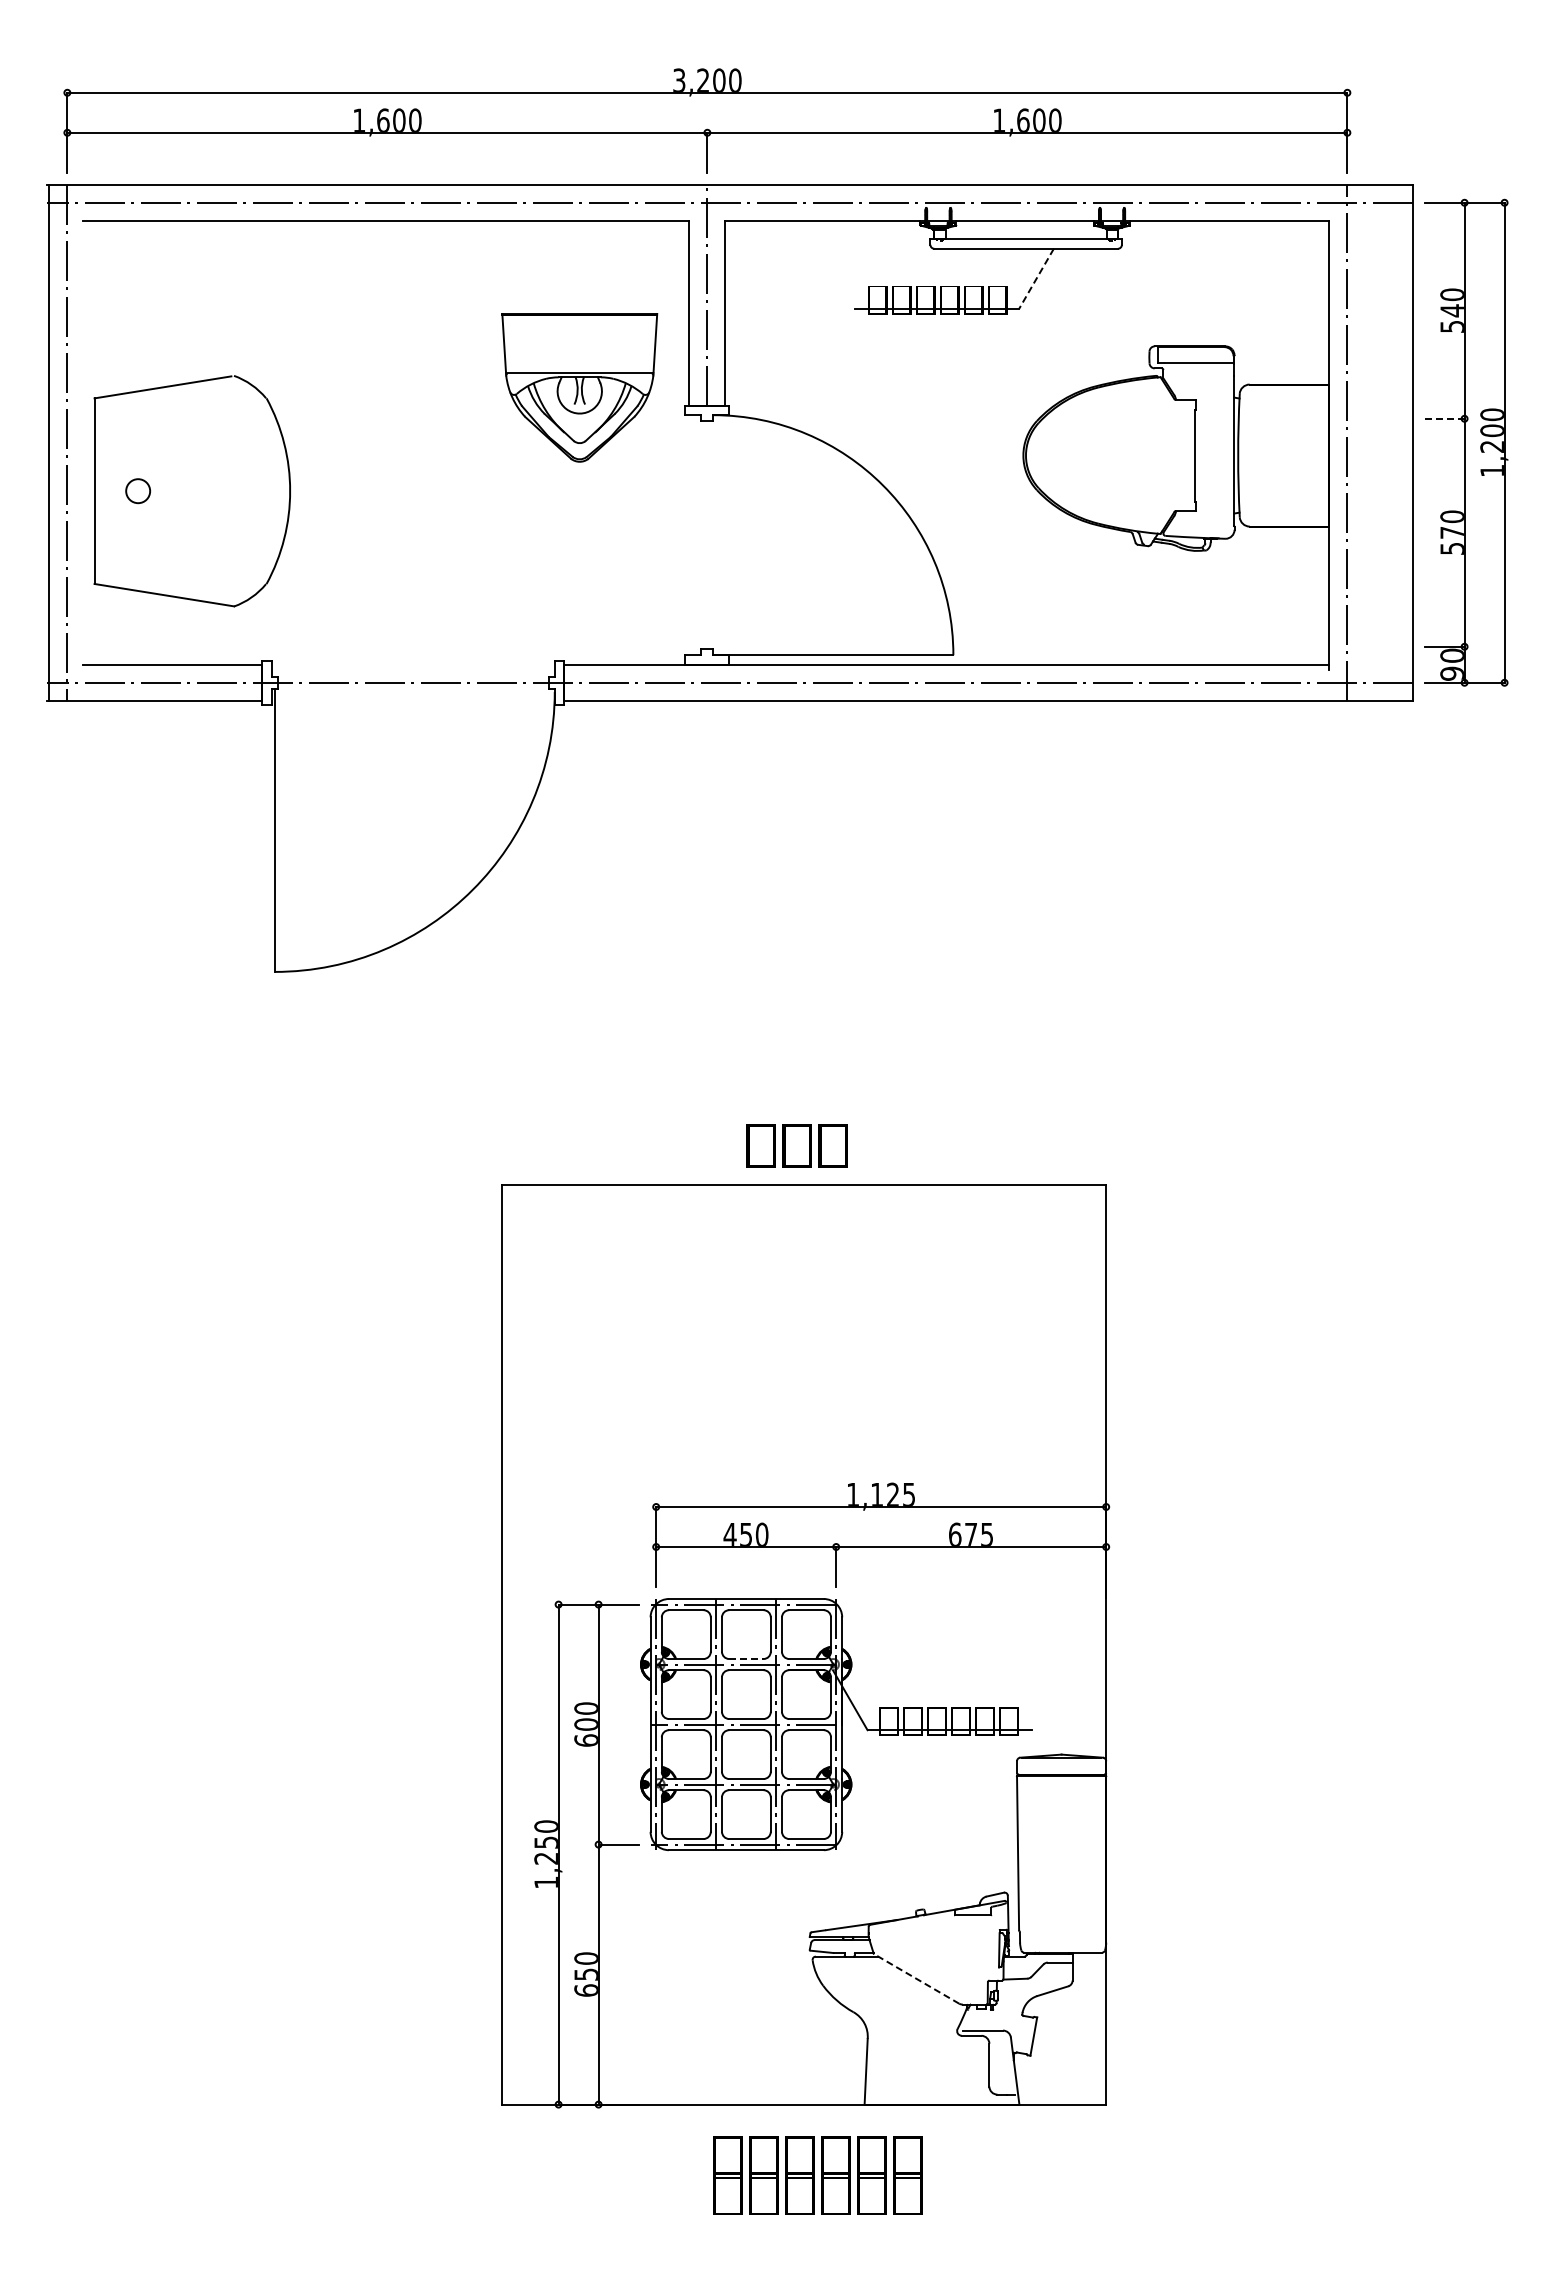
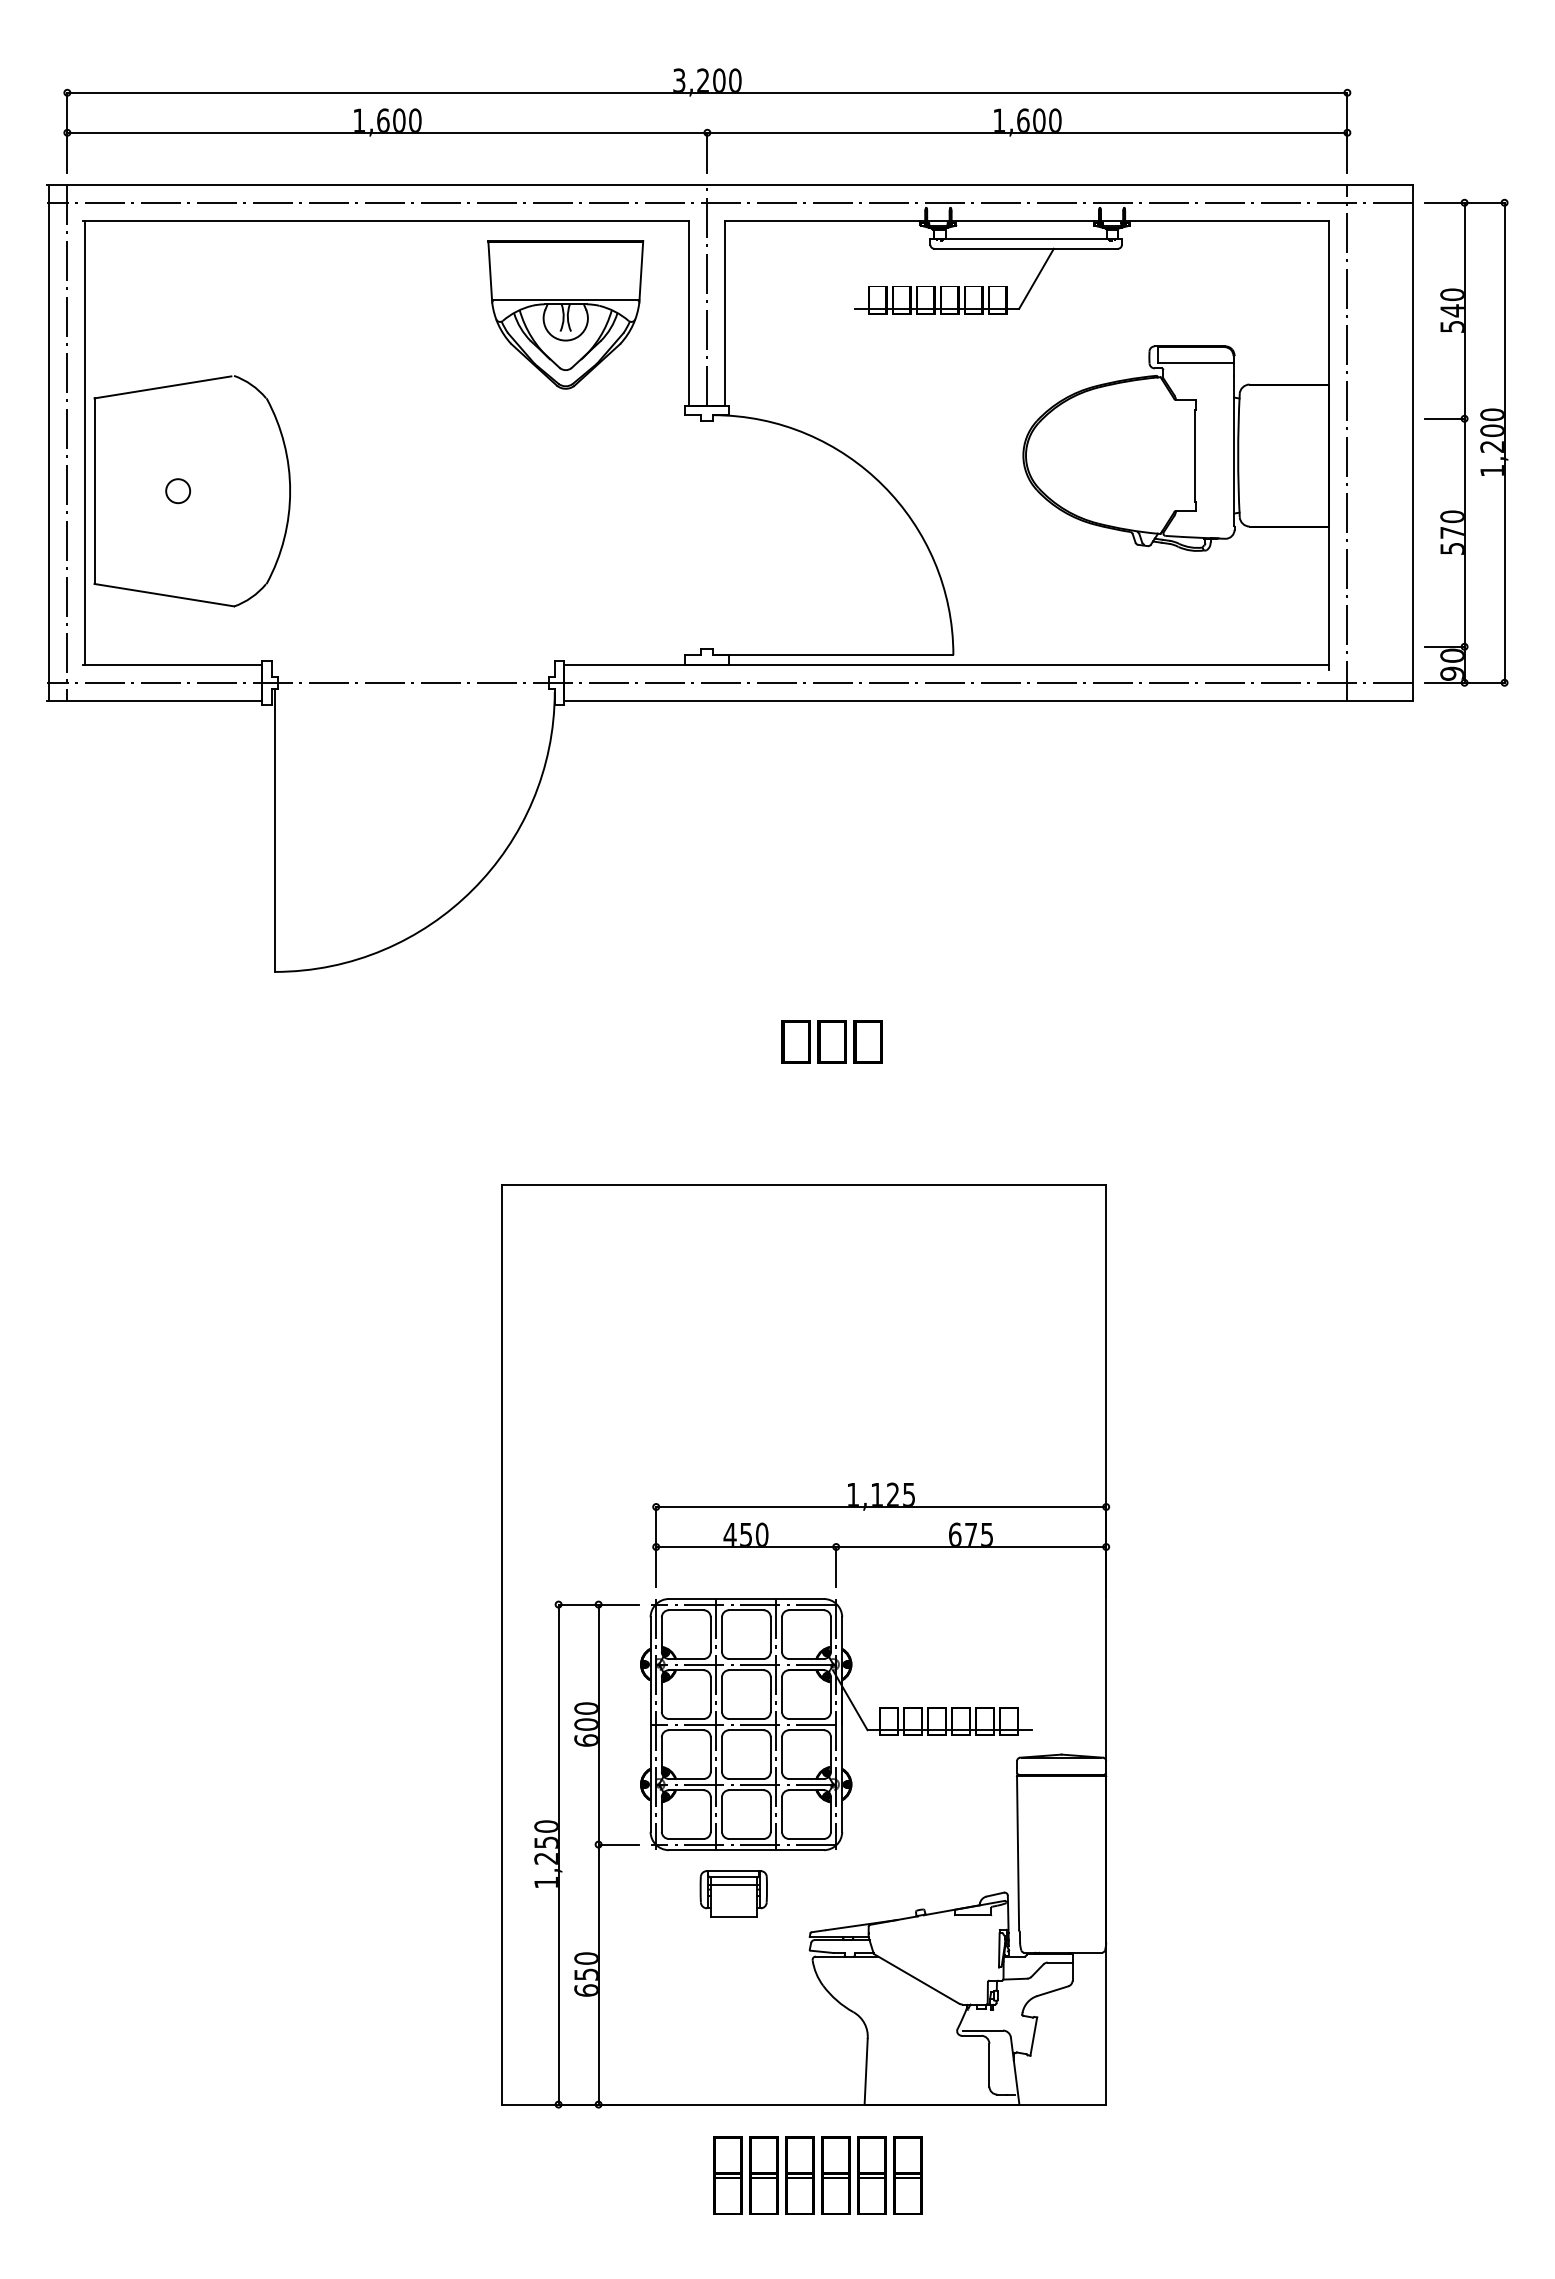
line: dashed -> solid (1036, 278)
part position: (579, 387) -> (565, 314) (565, 314)
line: dashed -> solid (1444, 418)
line: none -> present (85, 442)
circle position: (138, 491) -> (178, 491) (178, 491)
text position: (796, 1145) -> (831, 1041) (831, 1041)
line: dashed -> solid (746, 1659)
part: none -> present (733, 1893)
line: dashed -> solid (916, 1978)
